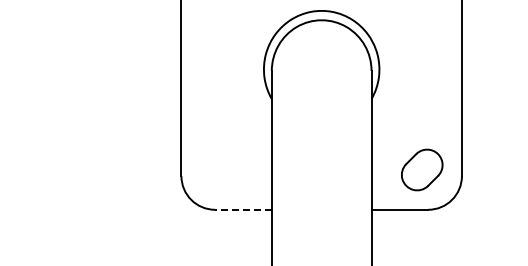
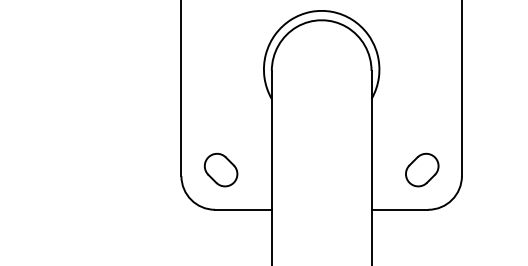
part size: 43x44 px -> 35x35 px (422, 170)
part: none -> present (221, 170)
line: dashed -> solid (242, 209)
